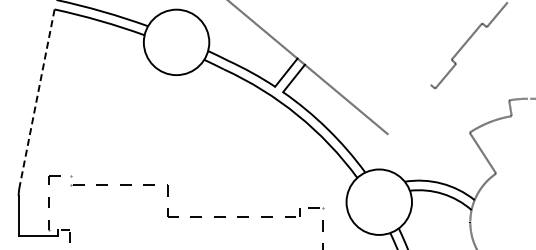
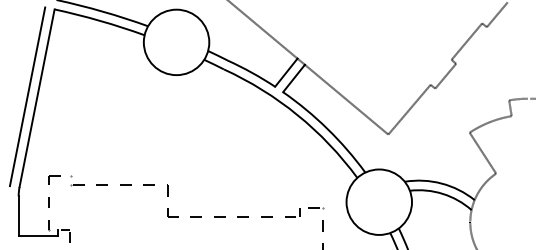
line: none -> present (27, 96)
line: dashed -> solid (37, 98)
line: none -> present (409, 109)
